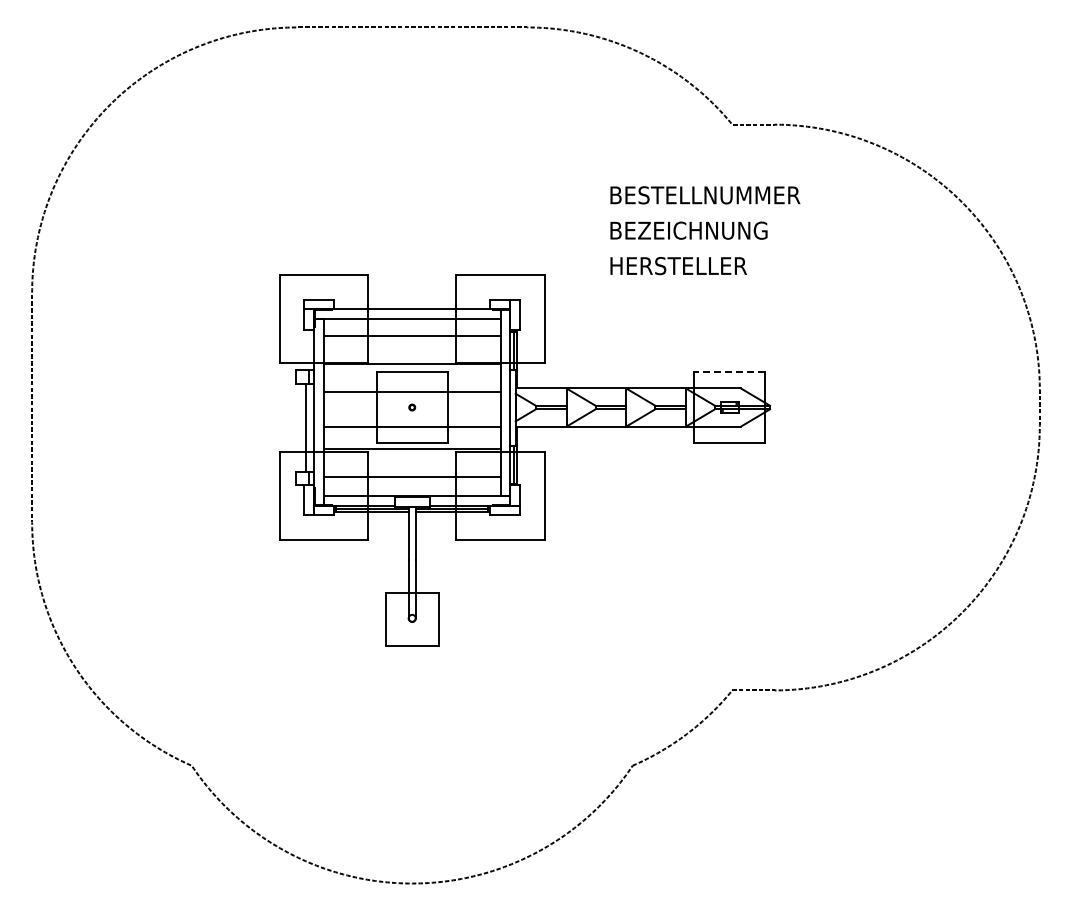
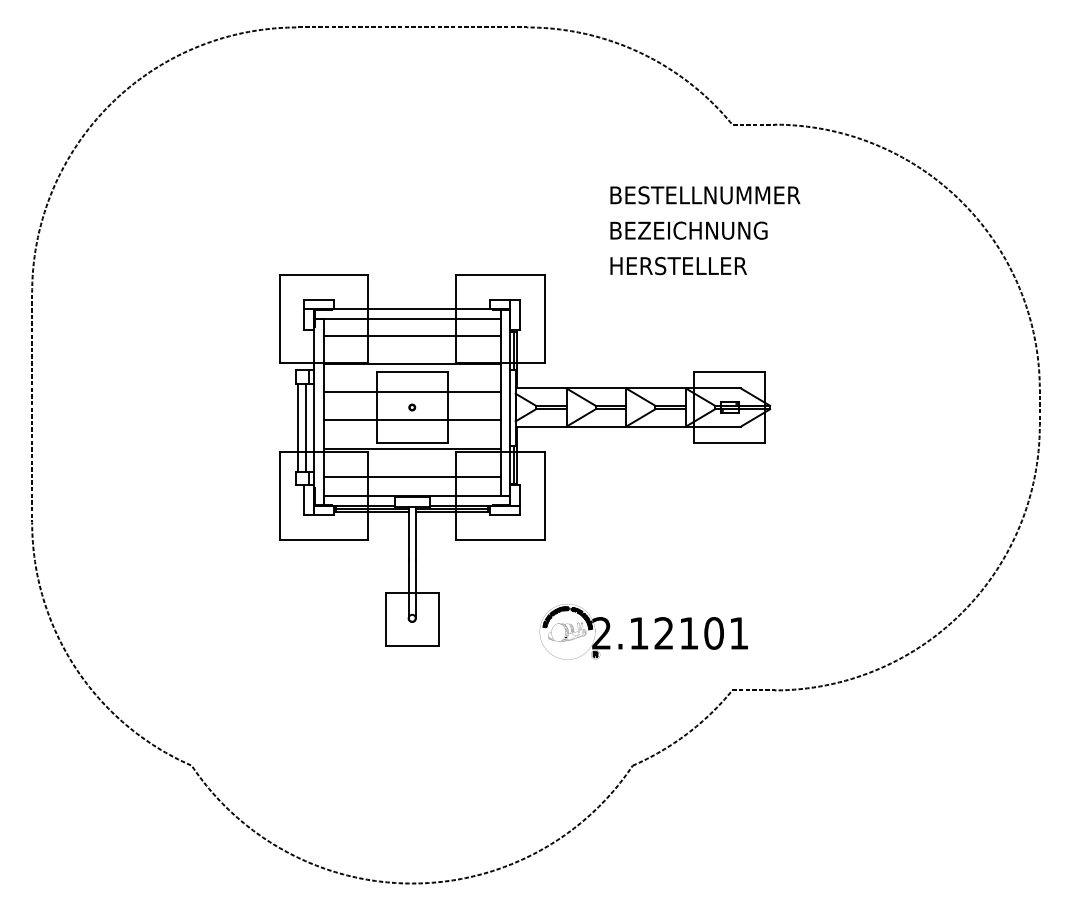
line: dashed -> solid (729, 372)
line: none -> present (298, 427)
line position: (411, 427) -> (411, 420) (411, 420)
part: none -> present (643, 631)
